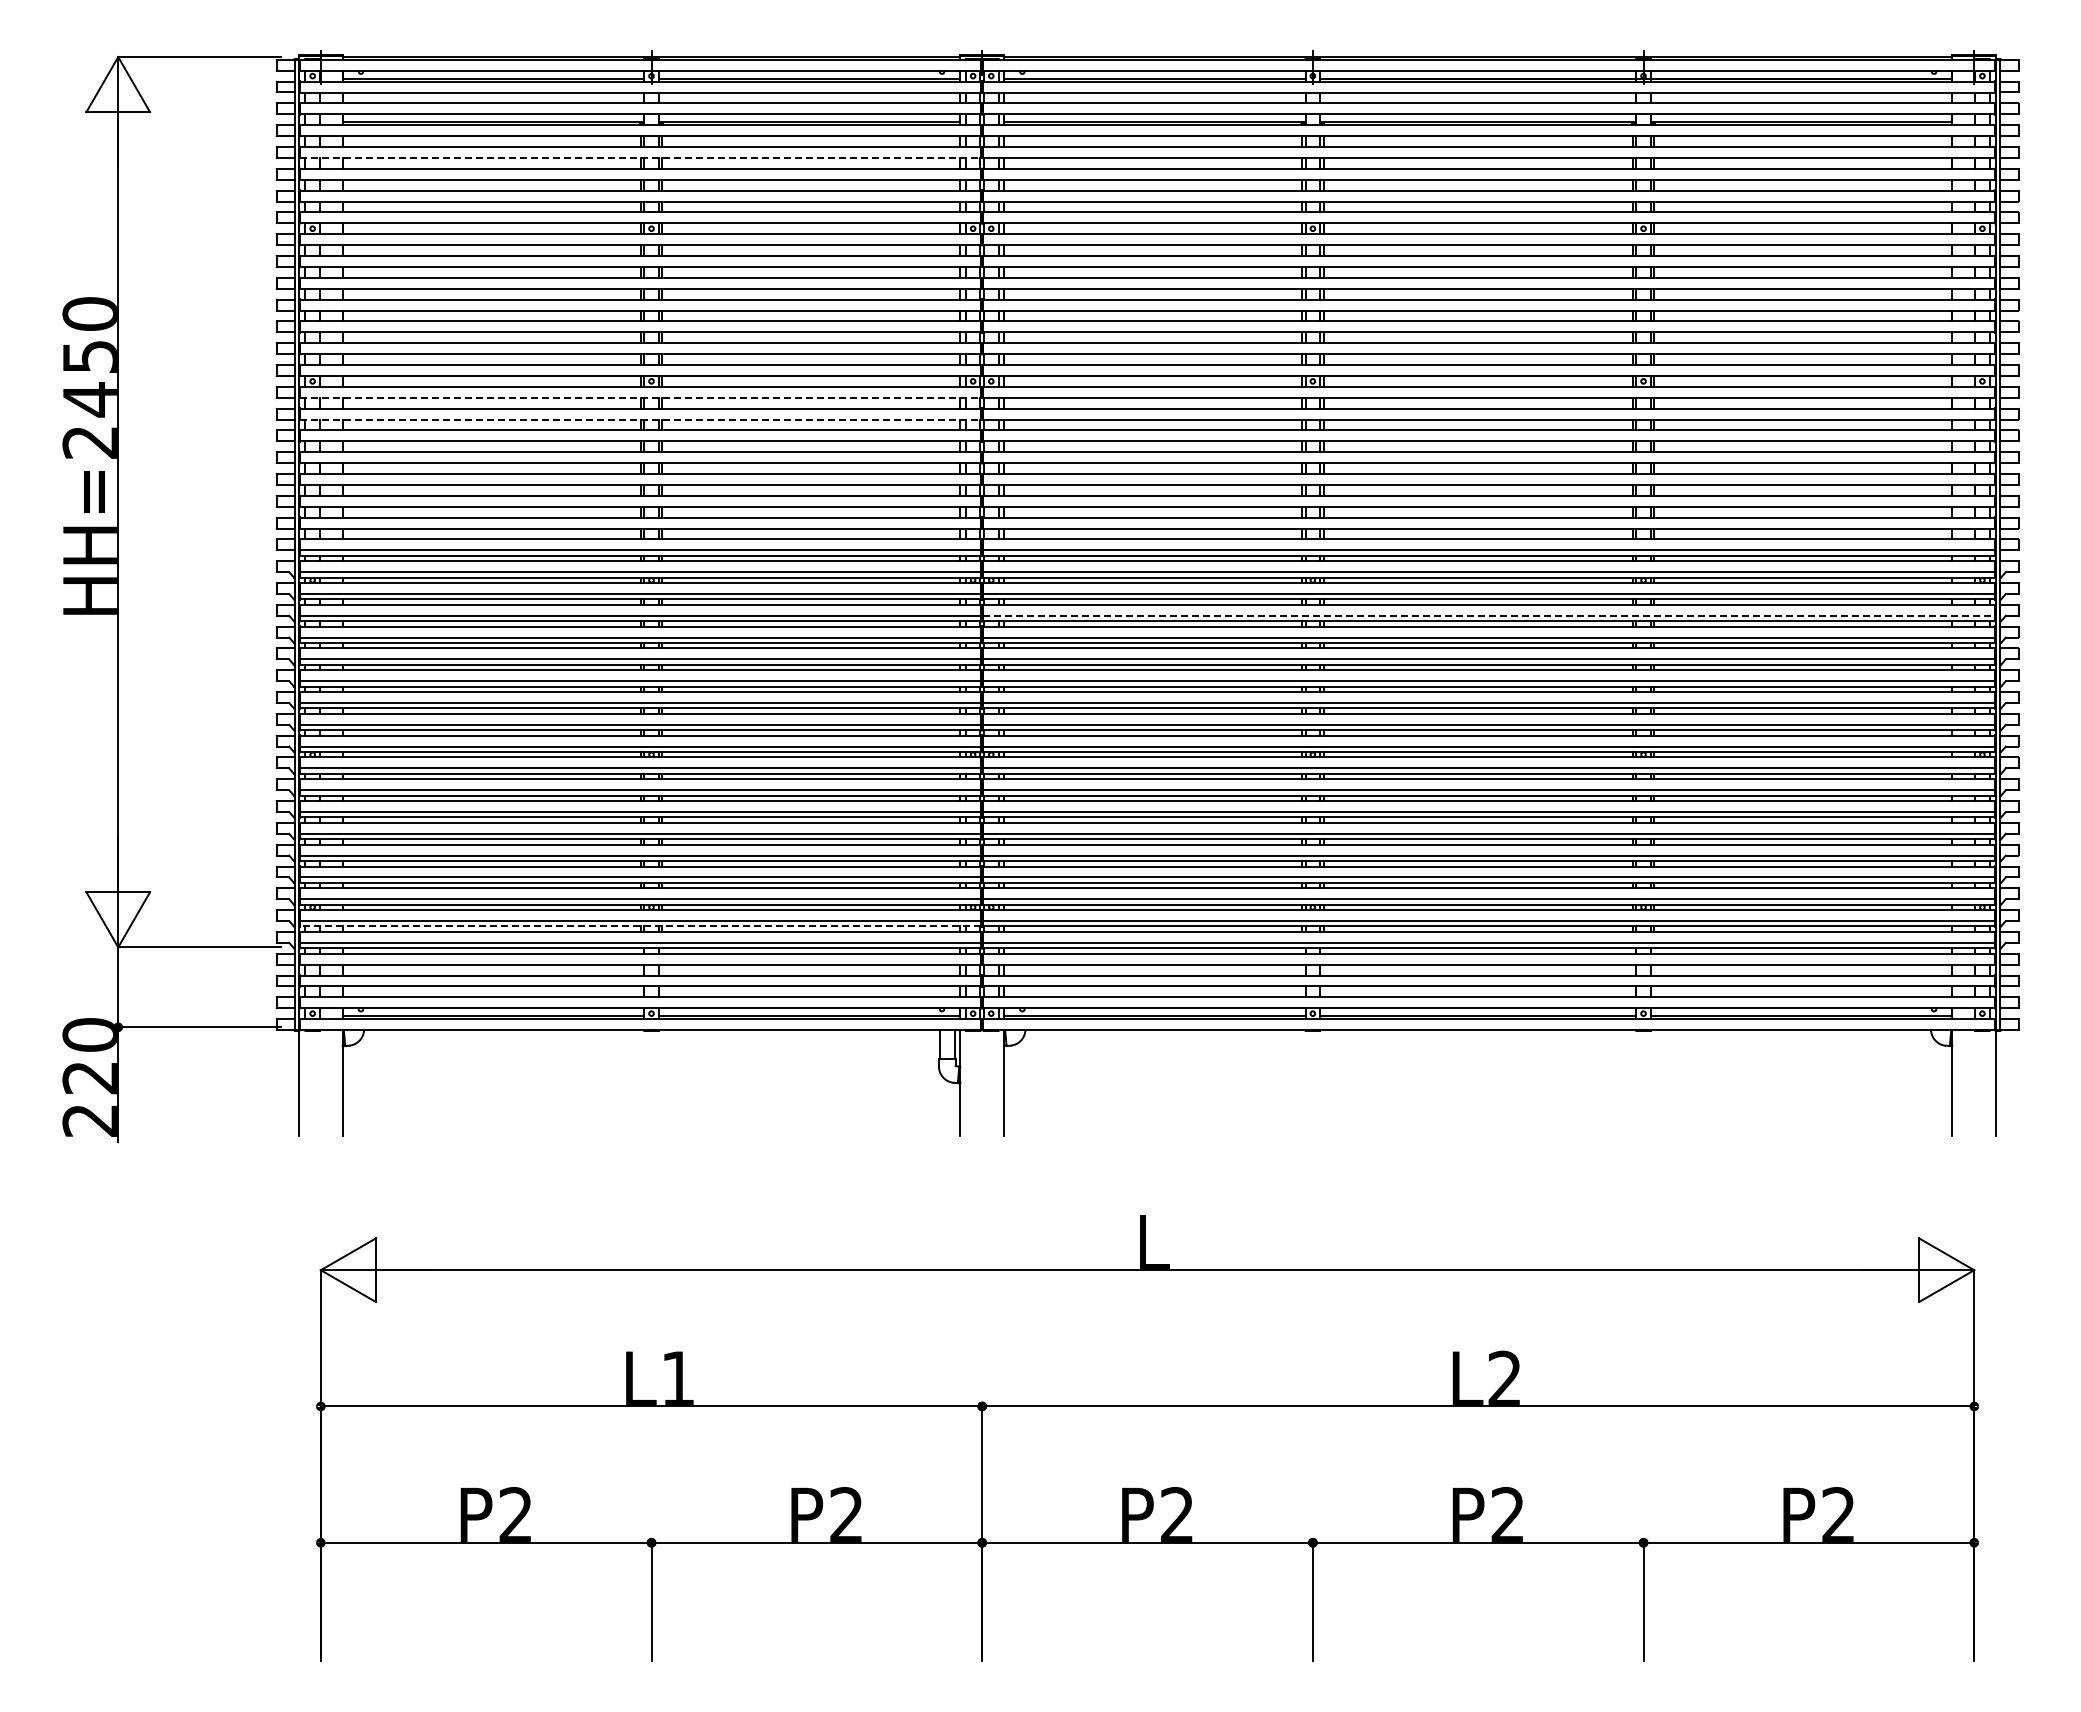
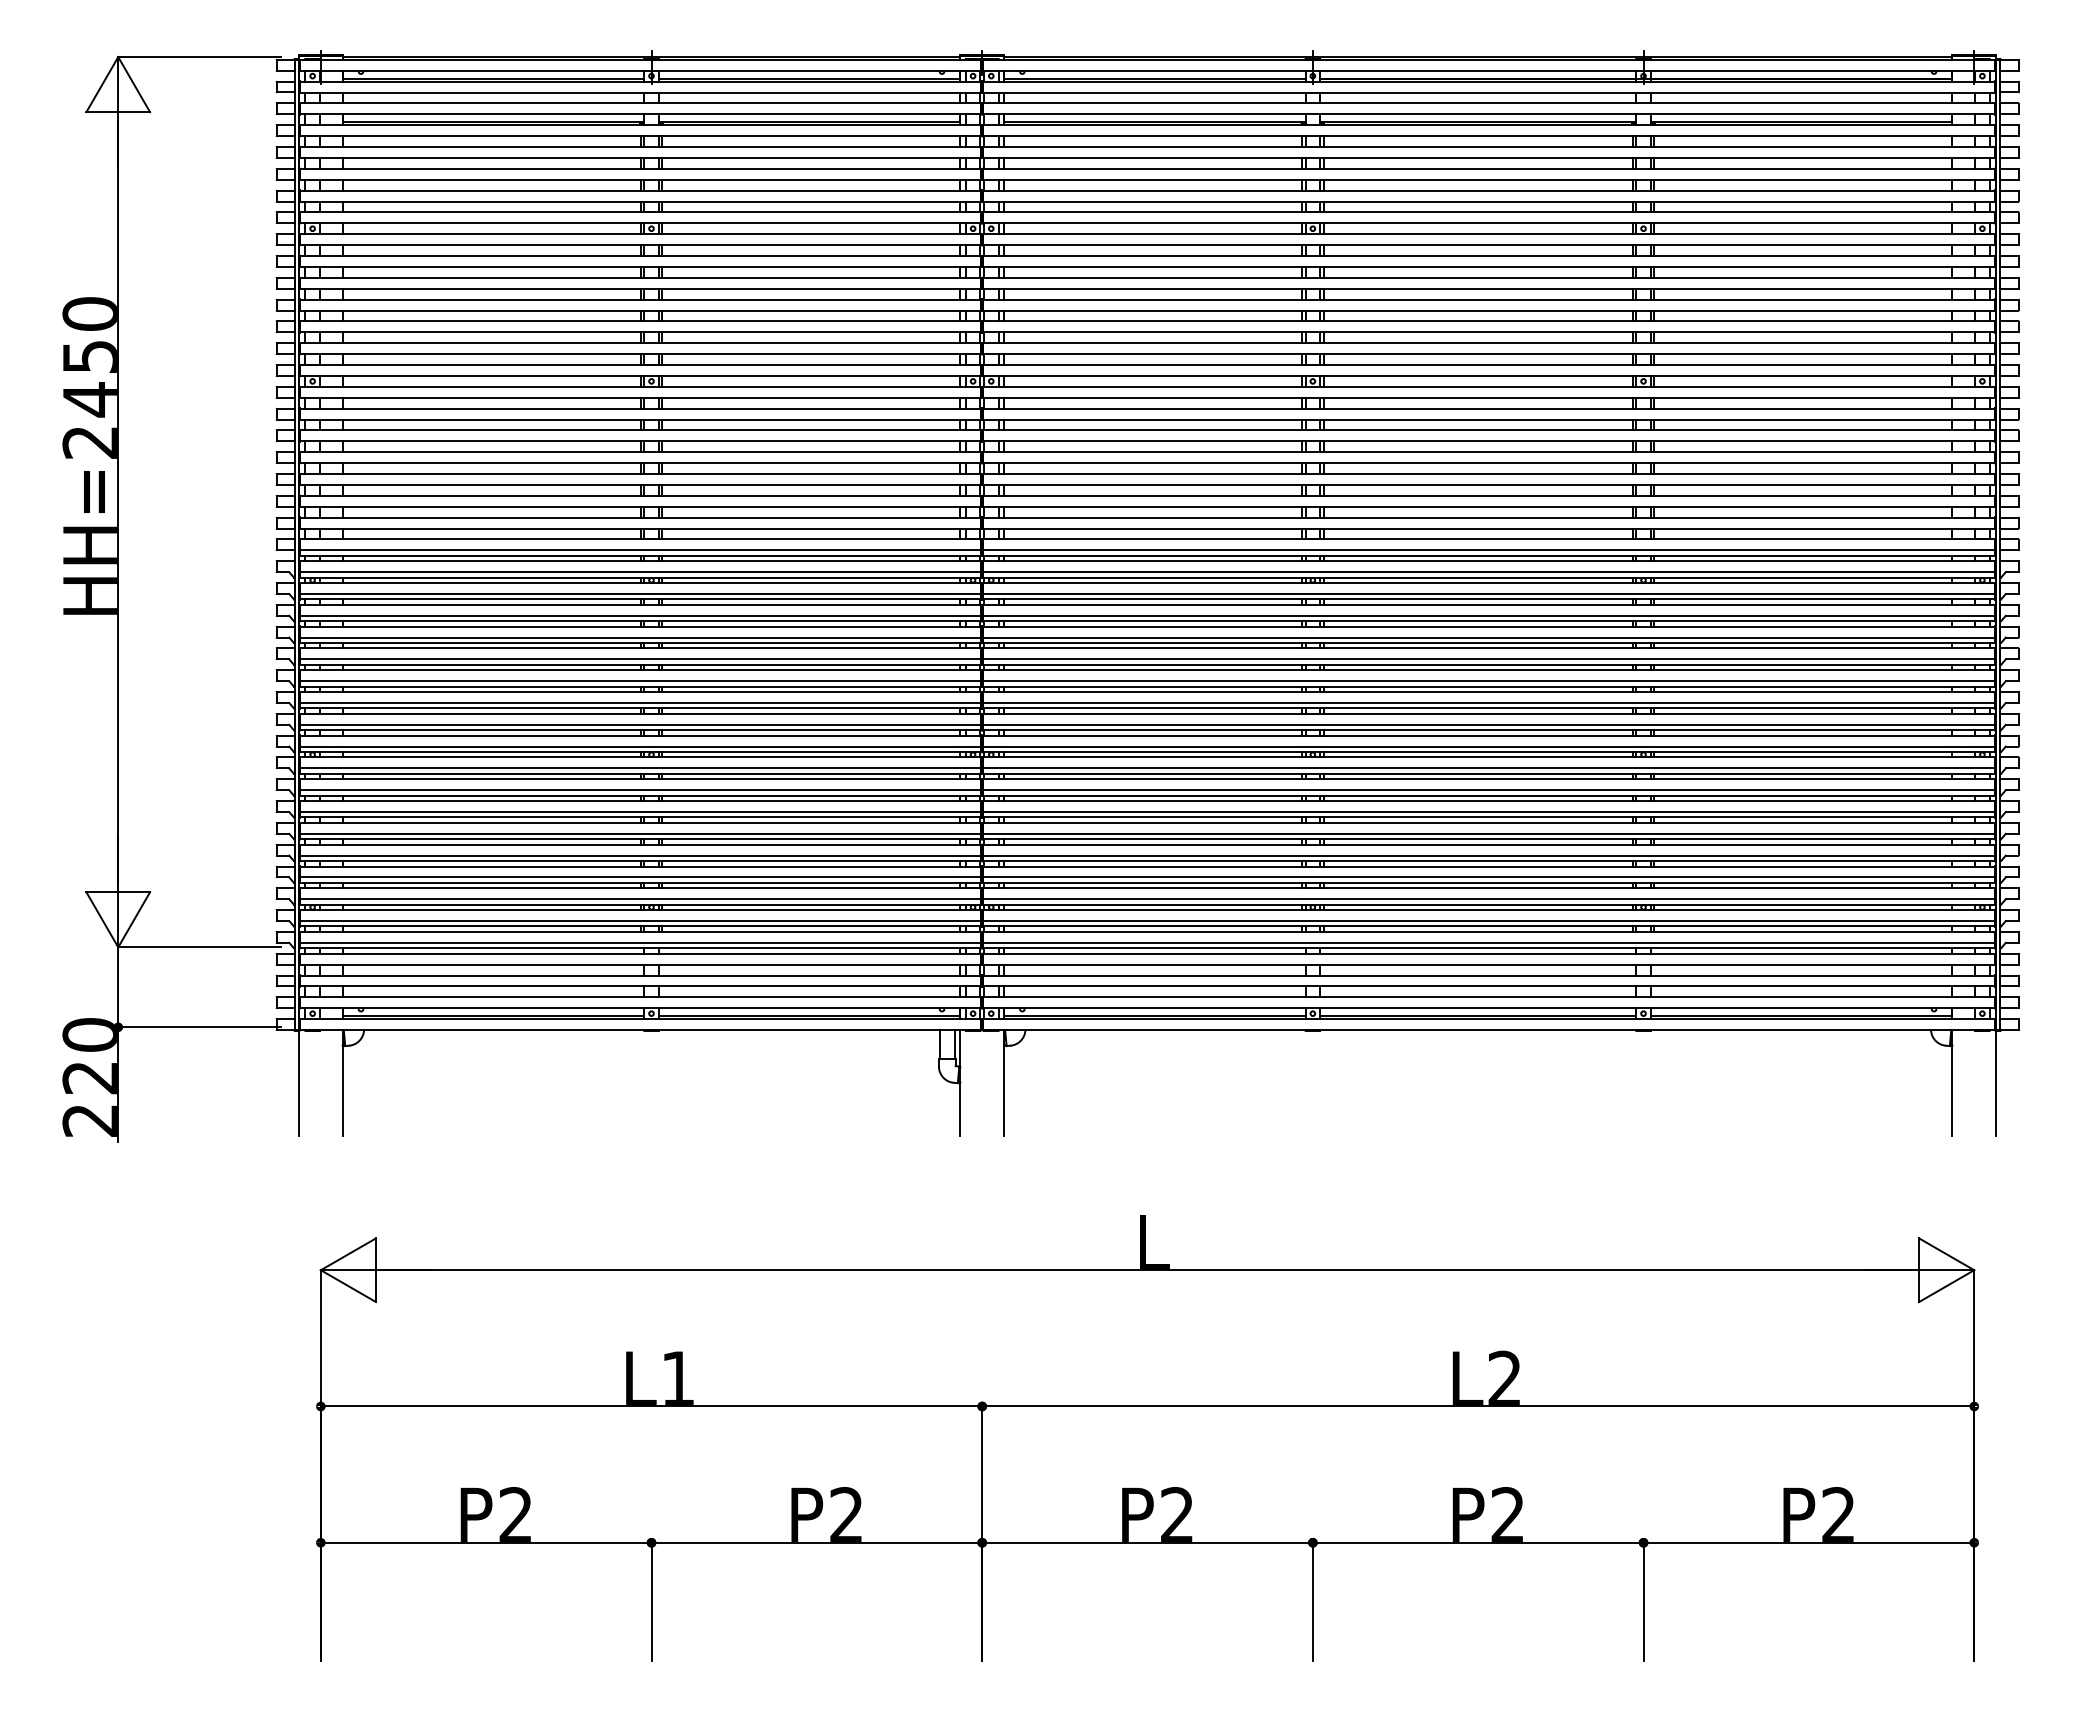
line: dashed -> solid (640, 157)
line: dashed -> solid (640, 397)
line: dashed -> solid (640, 419)
line: dashed -> solid (1489, 615)
line: dashed -> solid (640, 926)
